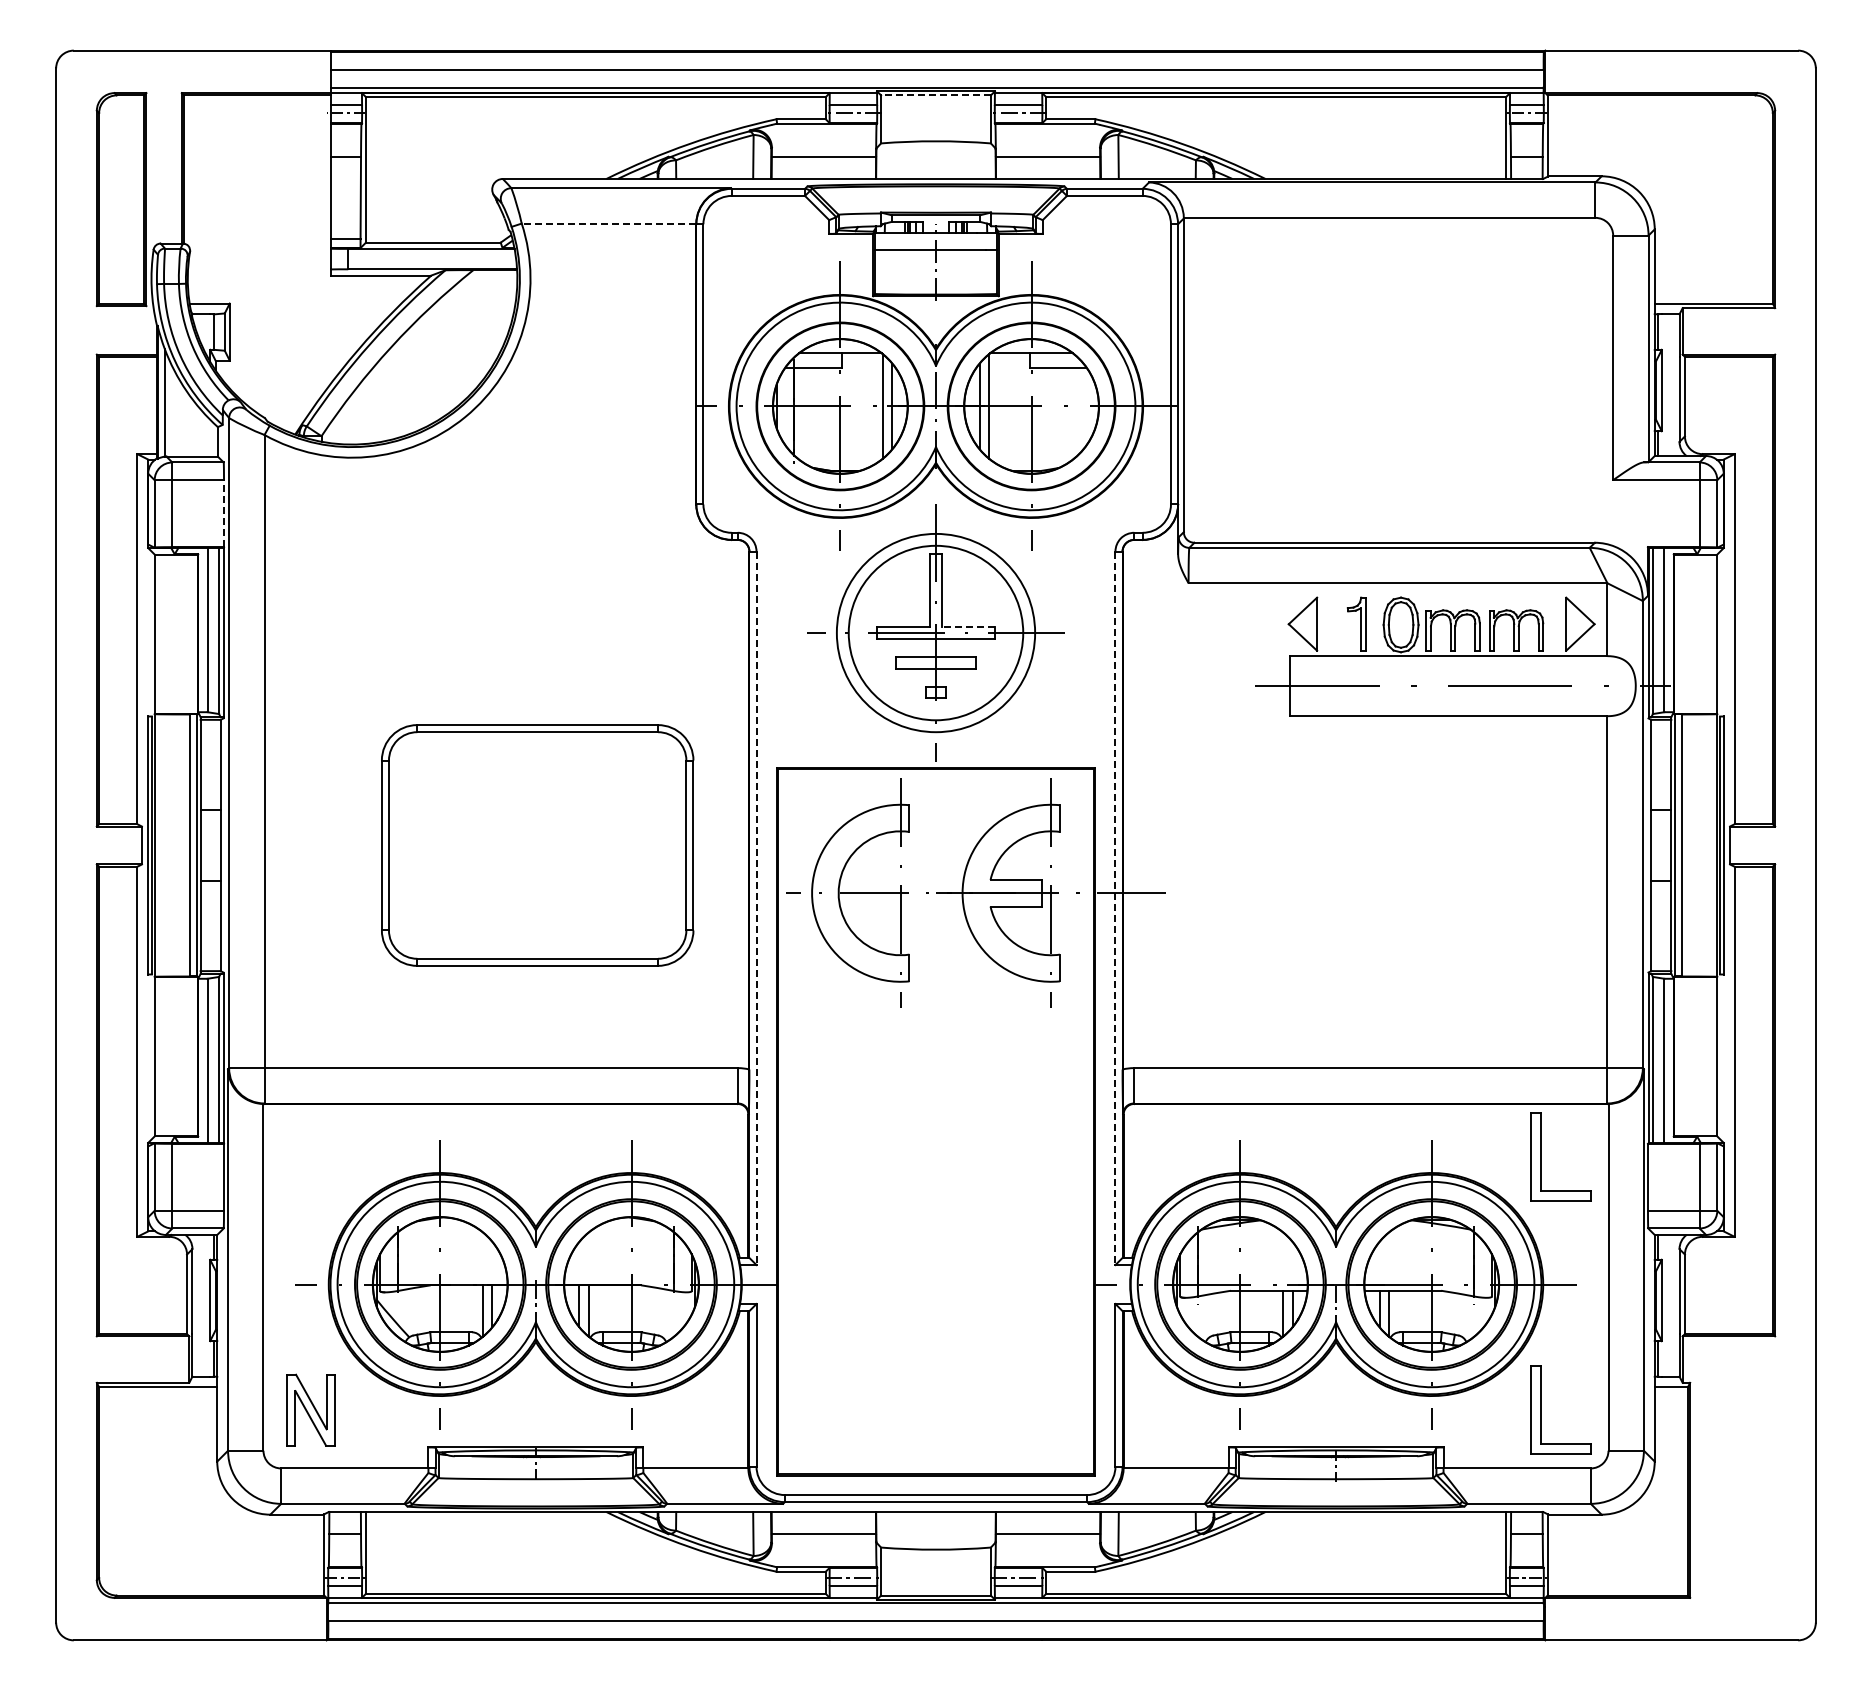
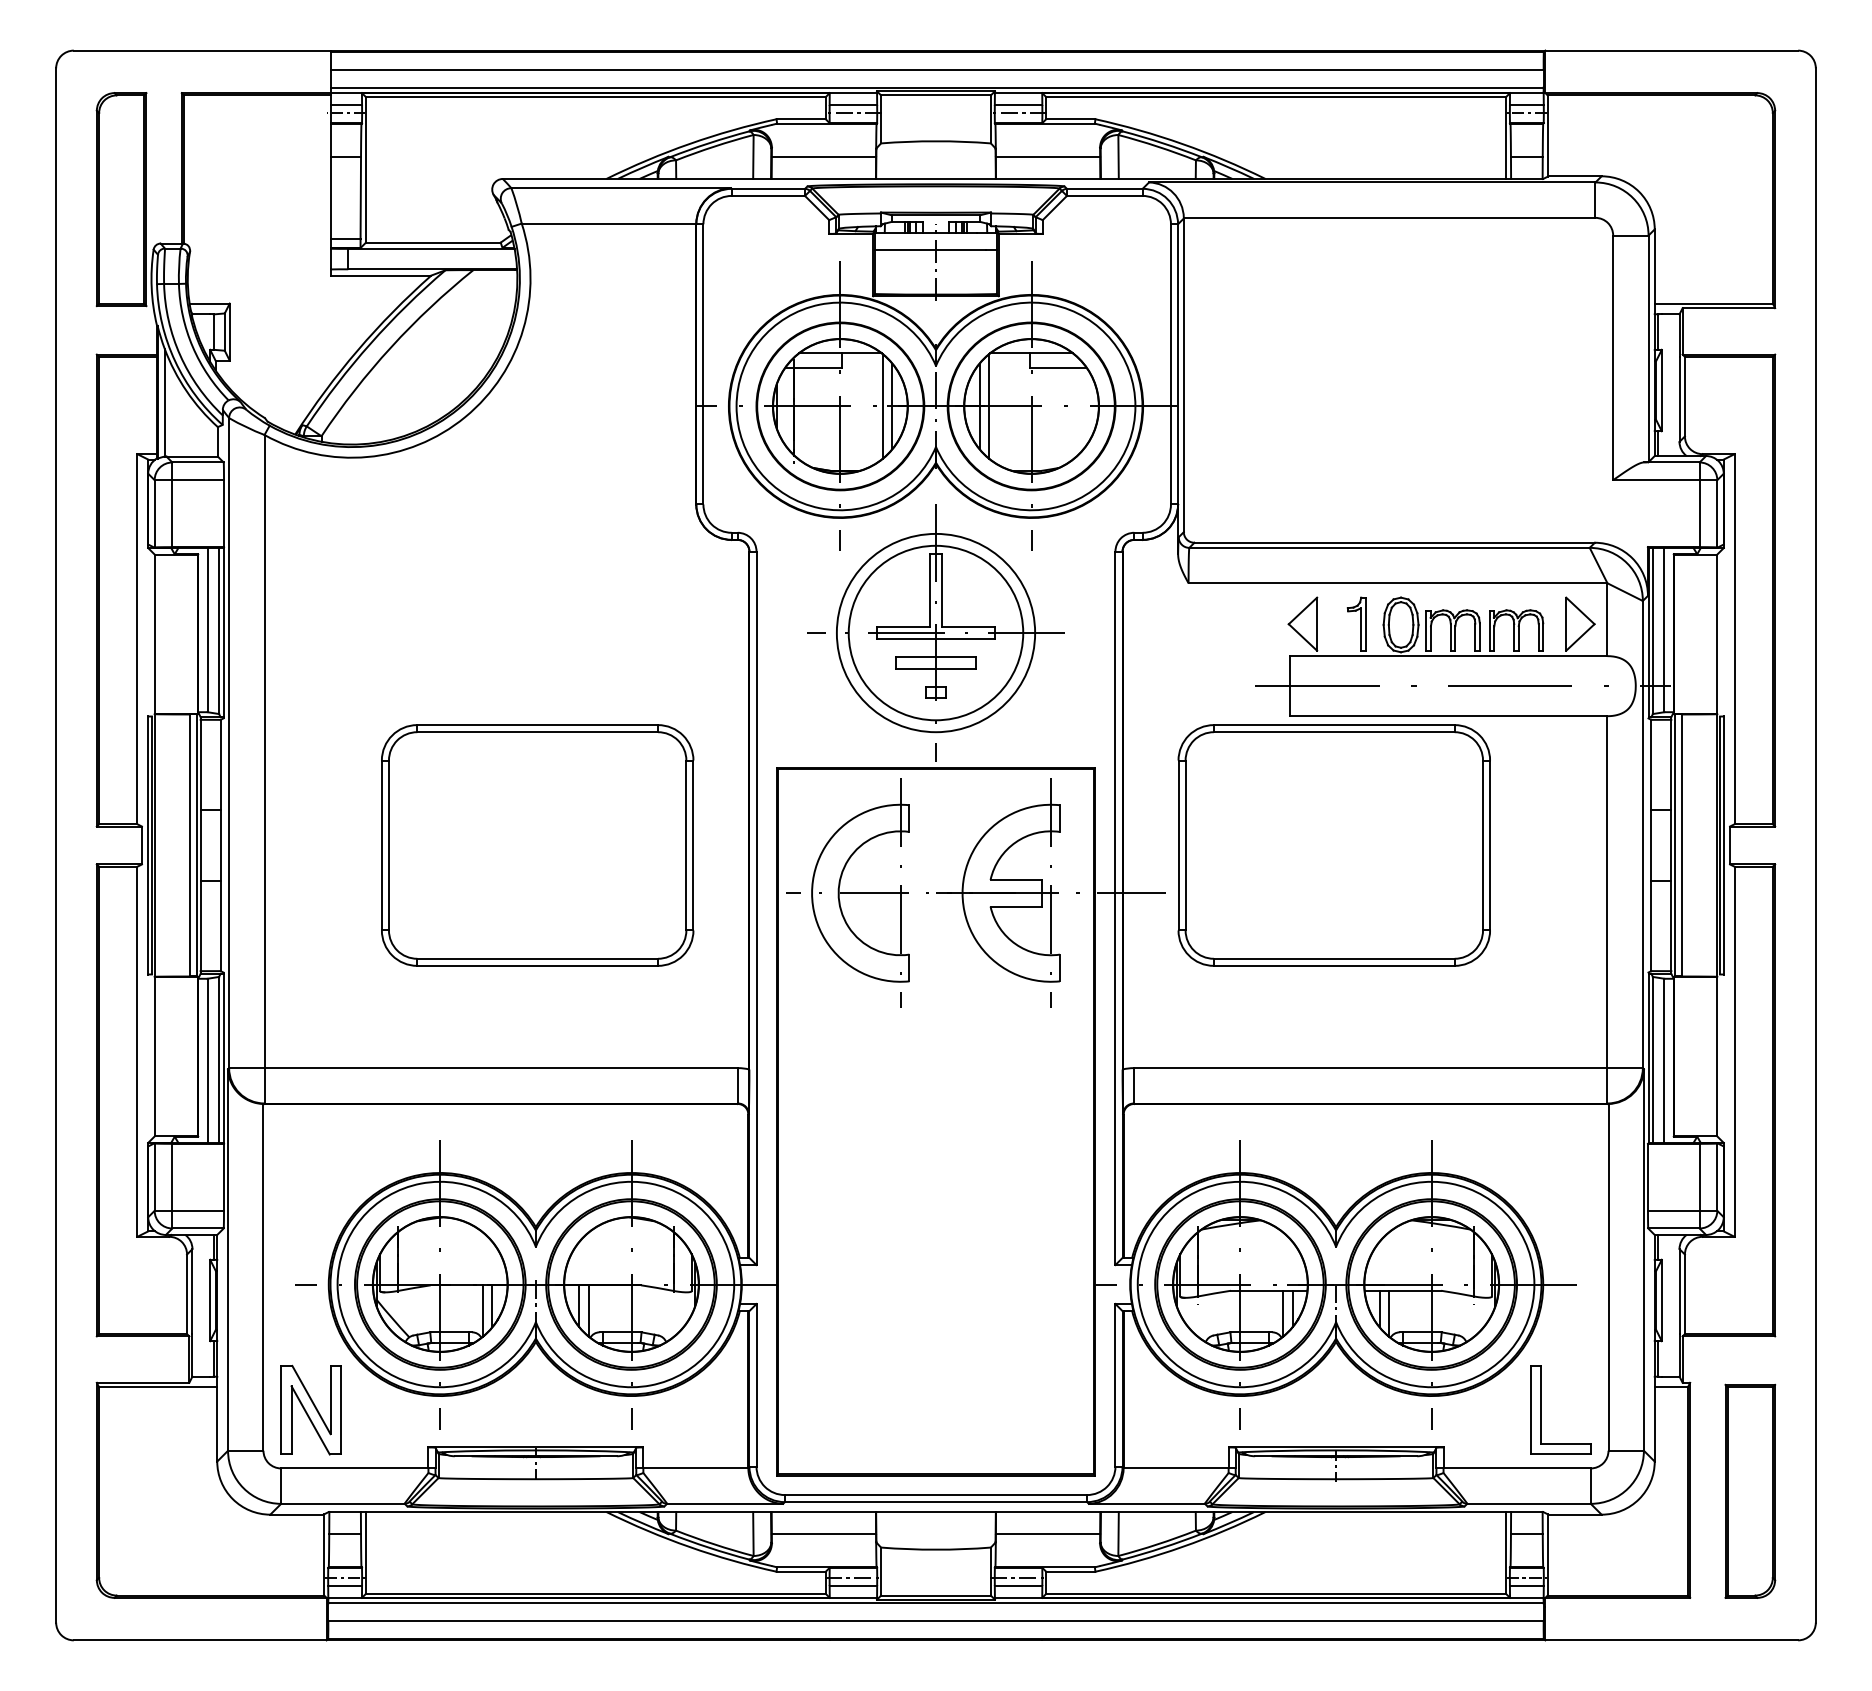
line: dashed -> solid (935, 95)
line: dashed -> solid (608, 223)
line: dashed -> solid (224, 513)
line: dashed -> solid (968, 627)
part: none -> present (1333, 845)
line: dashed -> solid (756, 908)
line: dashed -> solid (1115, 908)
part: present -> none (1541, 1156)
part size: 50x74 px -> 62x92 px (310, 1409)
part: none -> present (1750, 1490)
